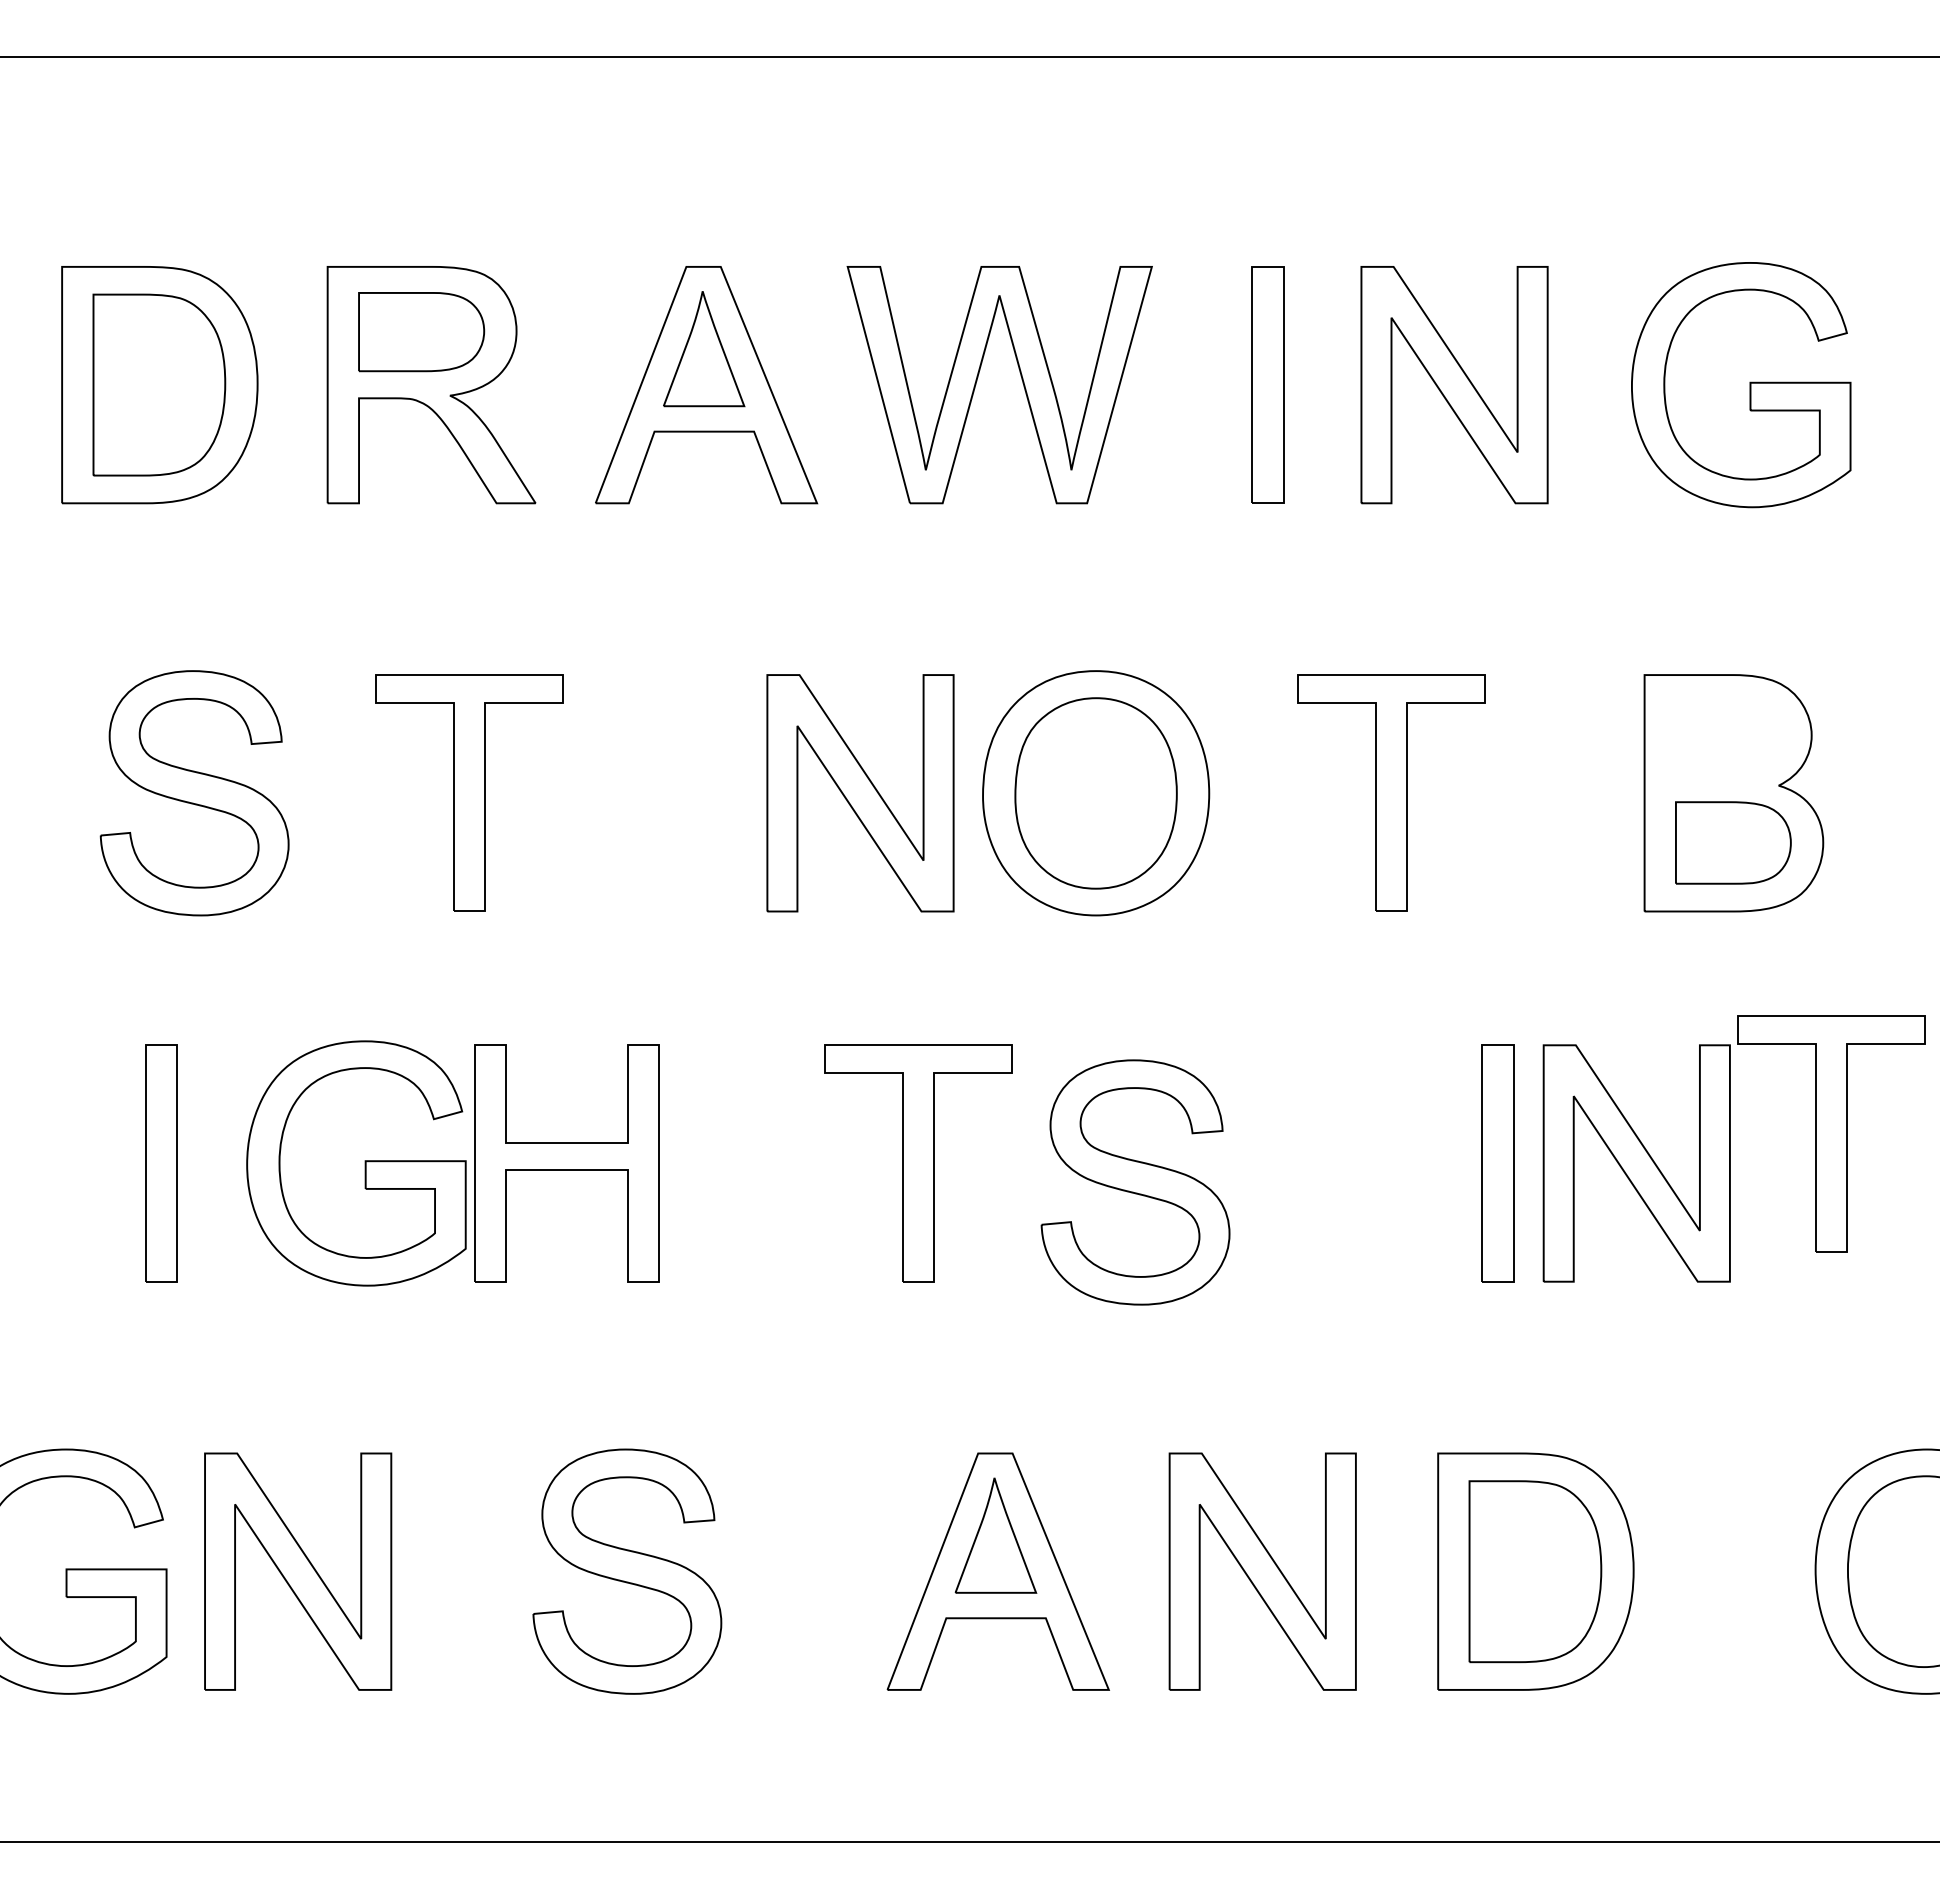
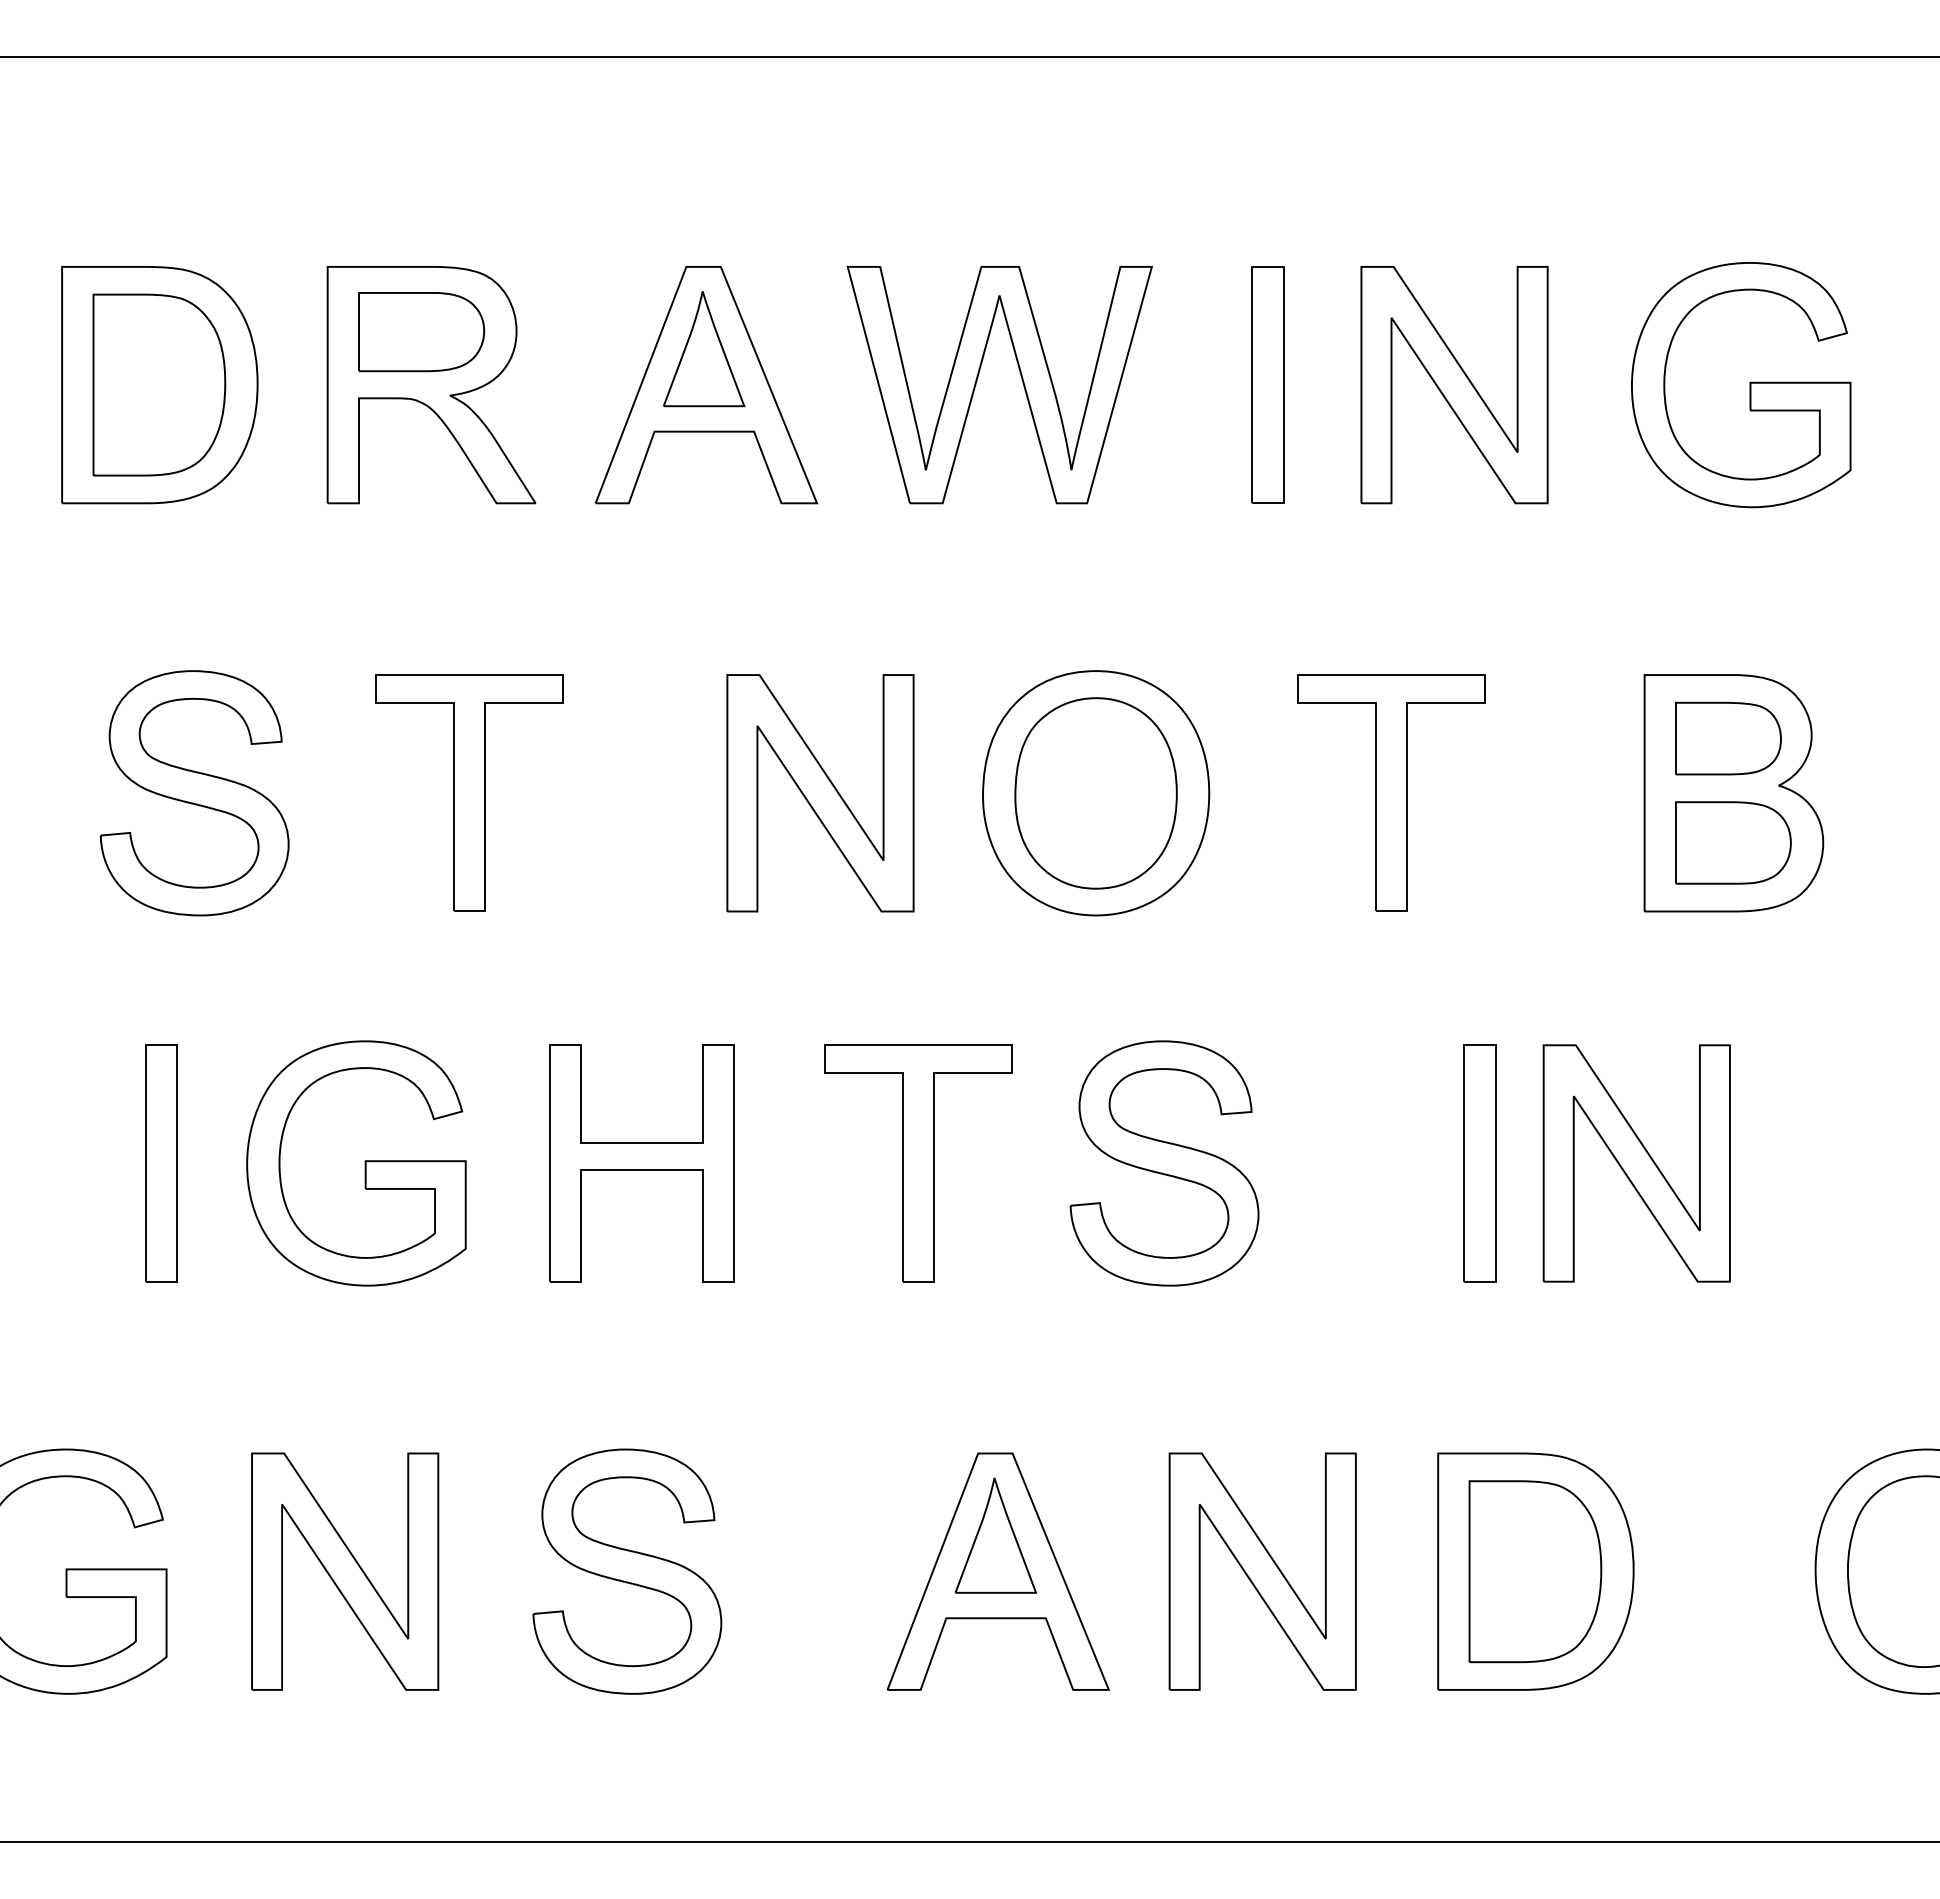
part: none -> present (1728, 738)
part position: (860, 793) -> (820, 793) (820, 793)
part: present -> none (1831, 1133)
part position: (566, 1163) -> (641, 1163) (641, 1163)
part position: (1497, 1163) -> (1479, 1163) (1479, 1163)
part position: (1135, 1182) -> (1164, 1163) (1164, 1163)
part position: (298, 1571) -> (345, 1571) (345, 1571)
